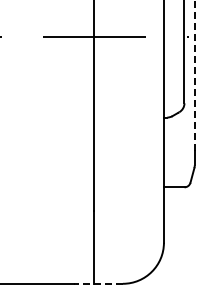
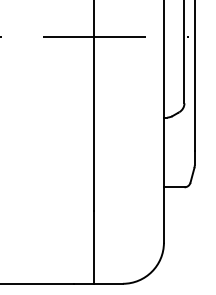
line: dashed -> solid (194, 74)
line: dashed -> solid (98, 283)
